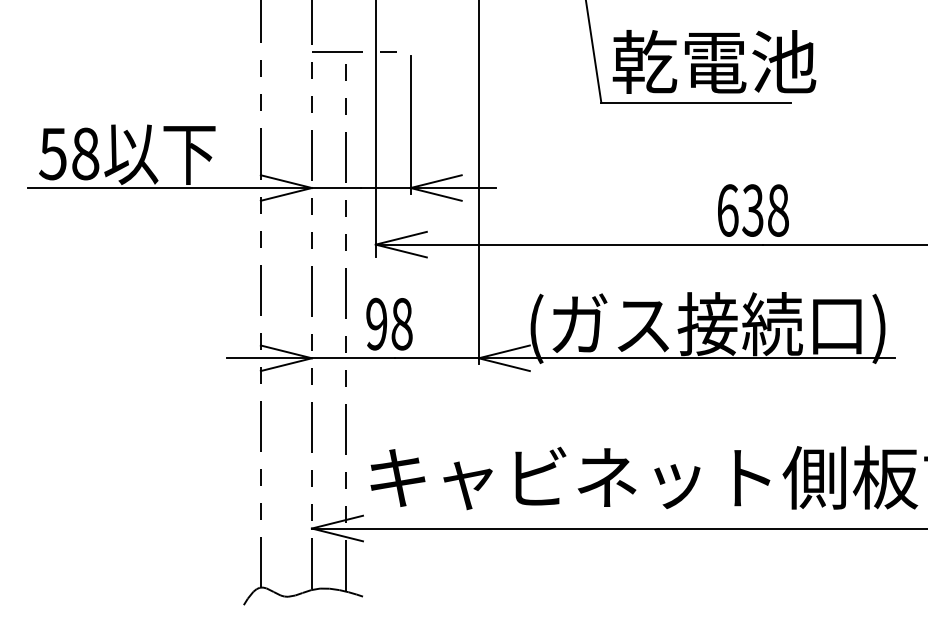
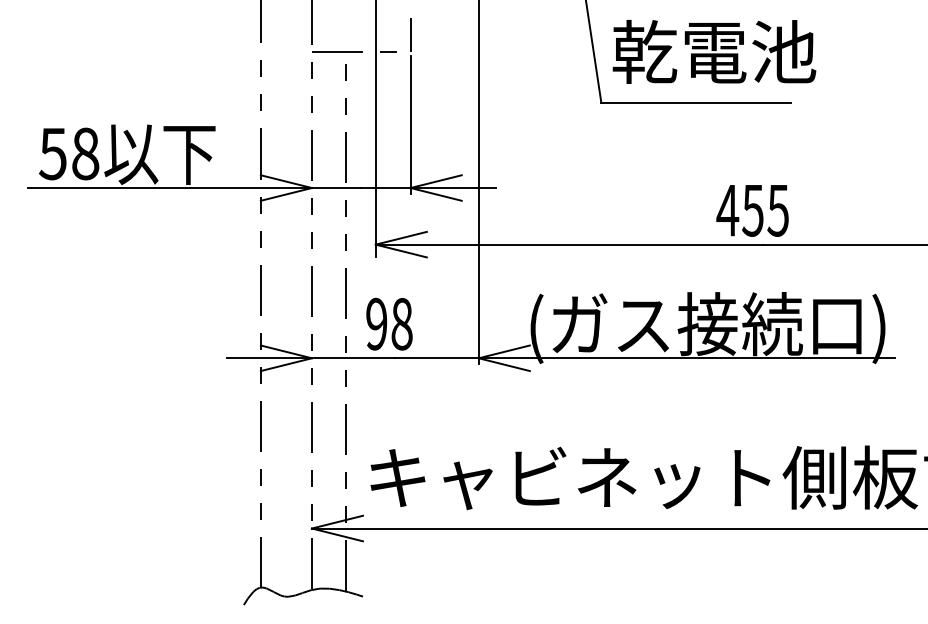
line: none -> present (410, 34)
text position: (714, 61) -> (714, 51) (714, 51)
text: 638 -> 455 (752, 210)
